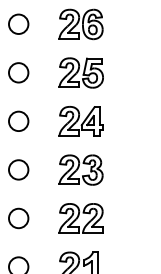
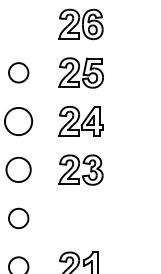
circle: present -> none (18, 23)
circle size: 22x22 px -> 30x29 px (18, 121)
circle size: 22x22 px -> 27x27 px (18, 169)
part: present -> none (80, 218)
